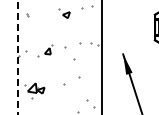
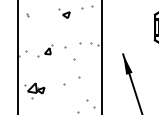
line: dashed -> solid (17, 57)
